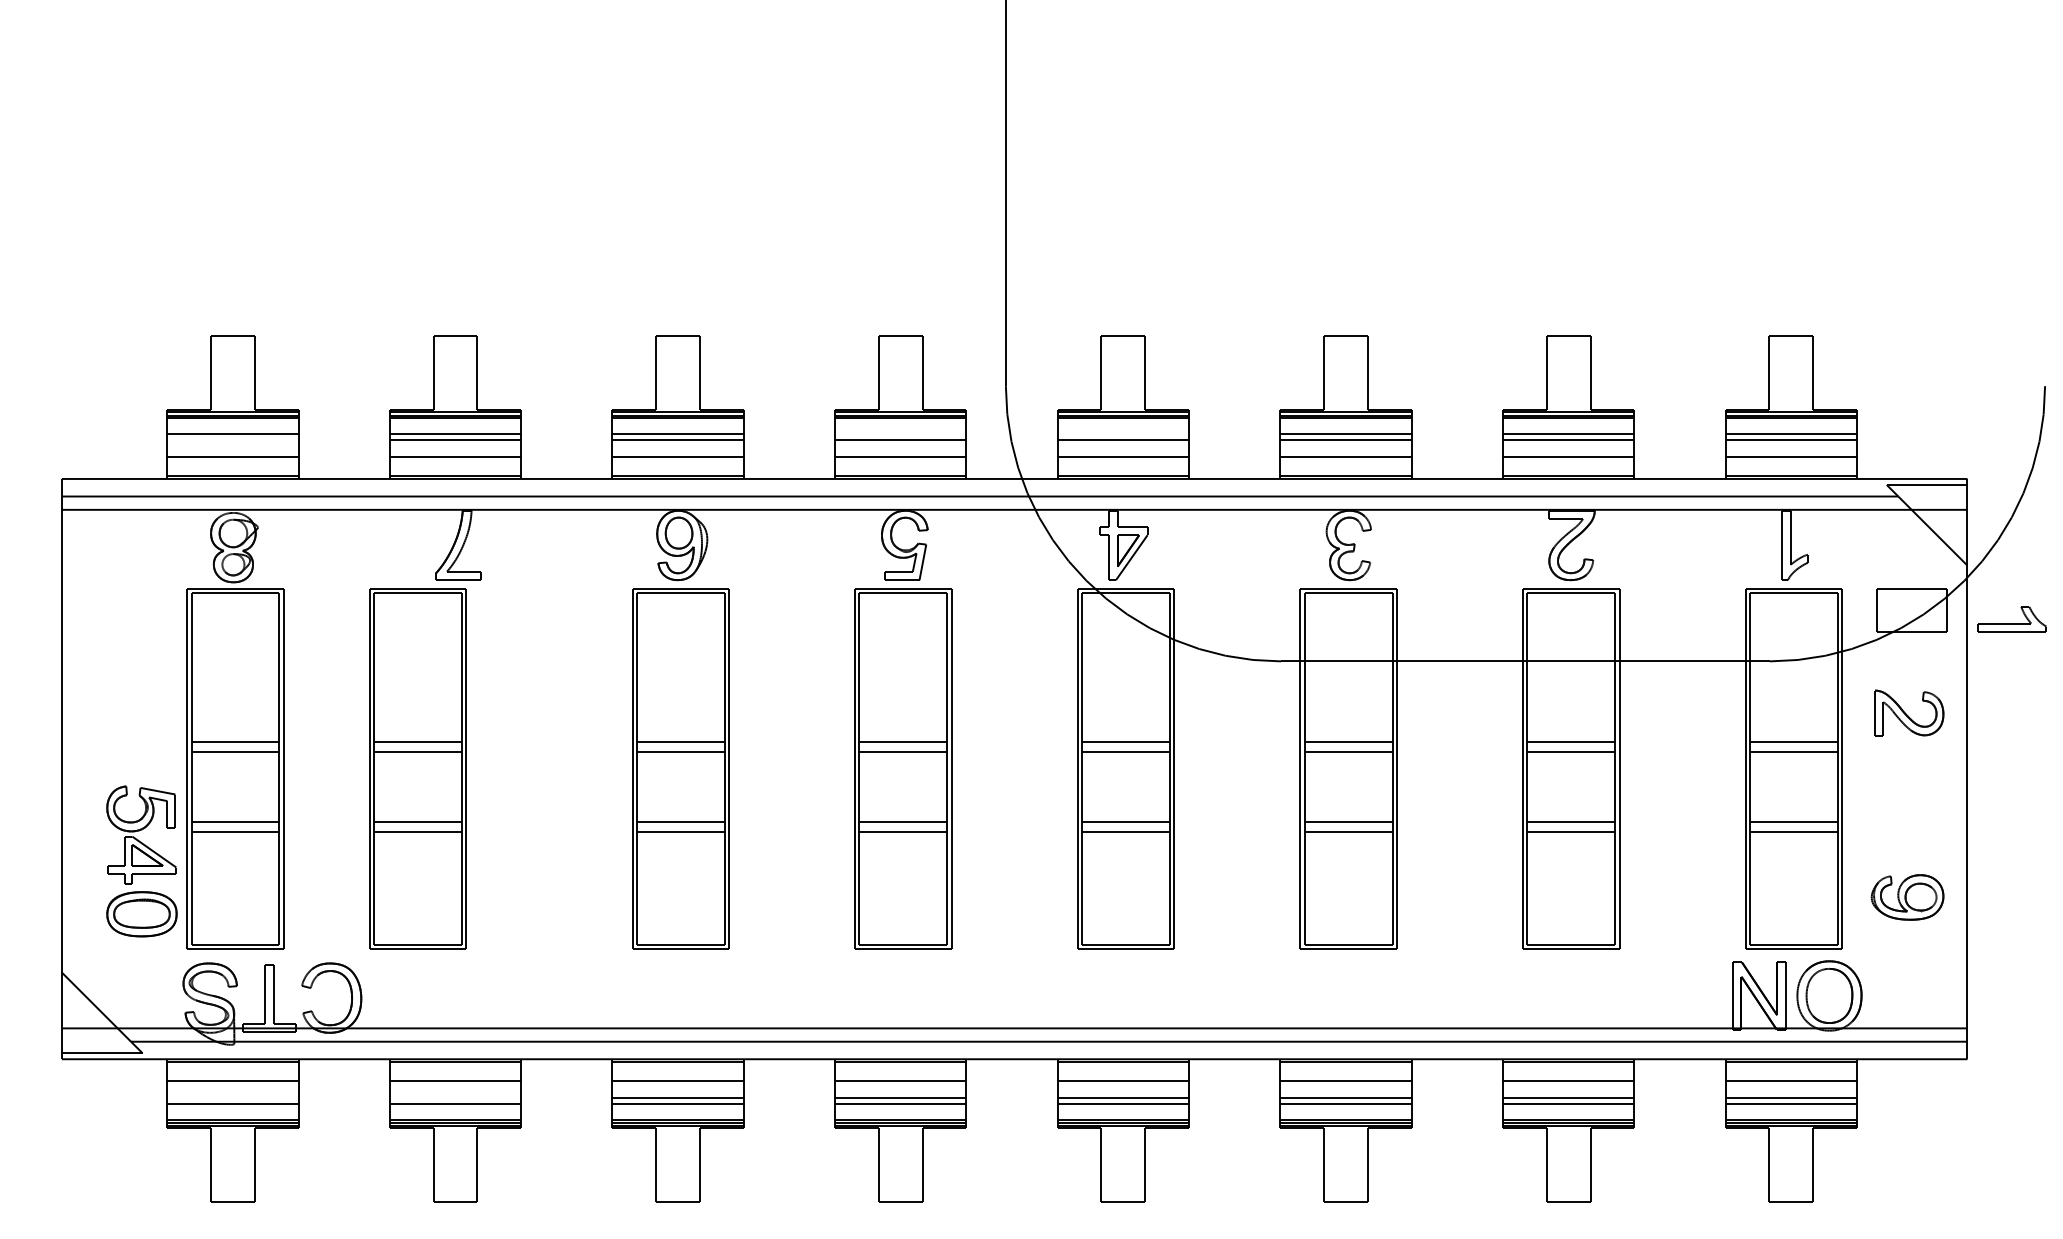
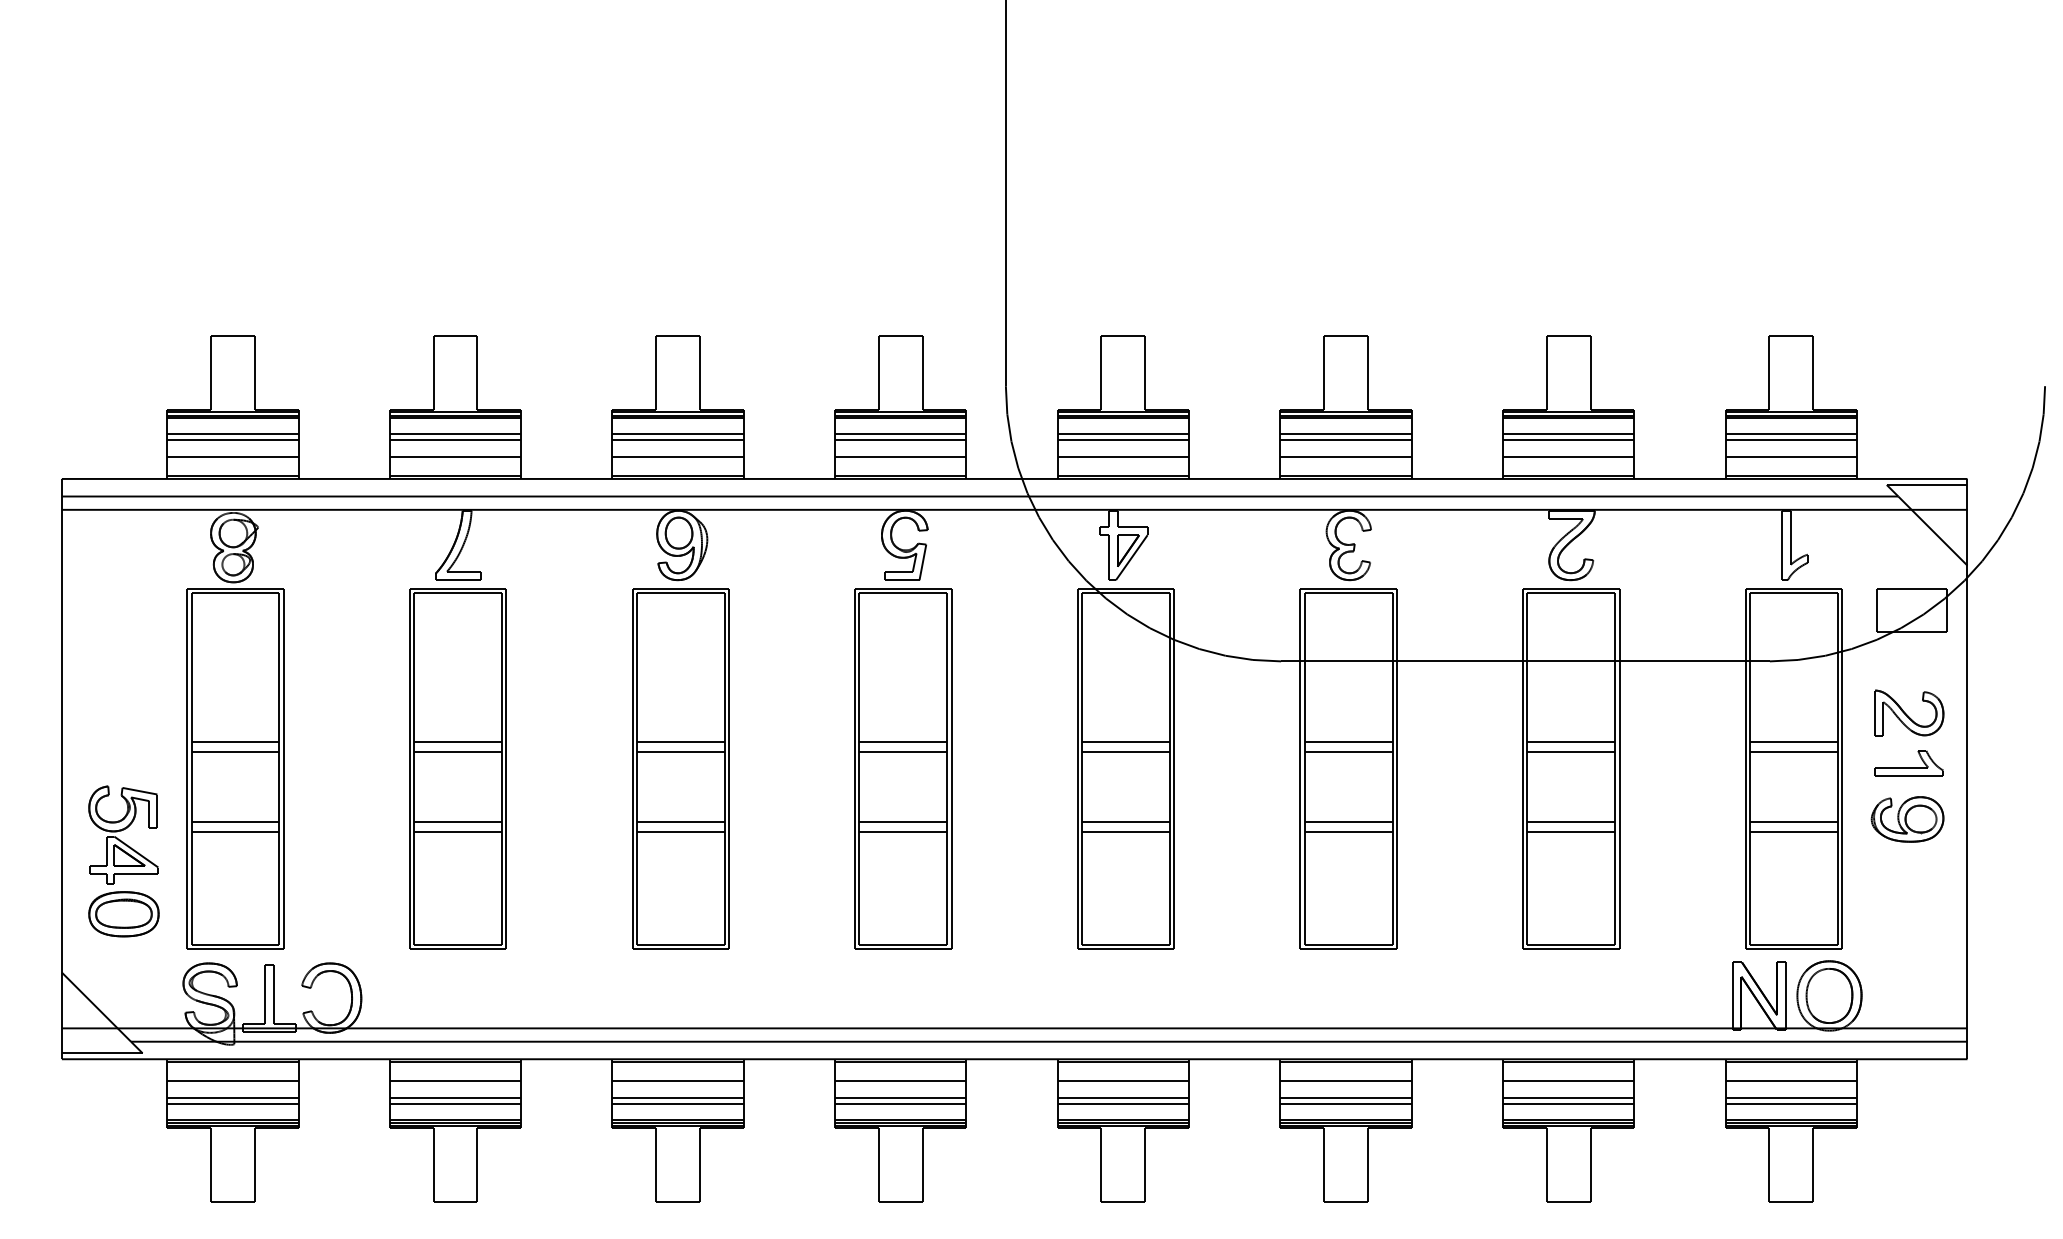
line: none -> present (900, 434)
line: none -> present (1123, 434)
line: none -> present (232, 439)
part position: (2011, 619) -> (1908, 763) (1908, 763)
part position: (417, 768) -> (457, 768) (457, 768)
part position: (141, 861) -> (123, 861) (123, 861)
part position: (1907, 897) -> (1907, 819) (1907, 819)
line: none -> present (232, 1098)
line: none -> present (455, 1098)
